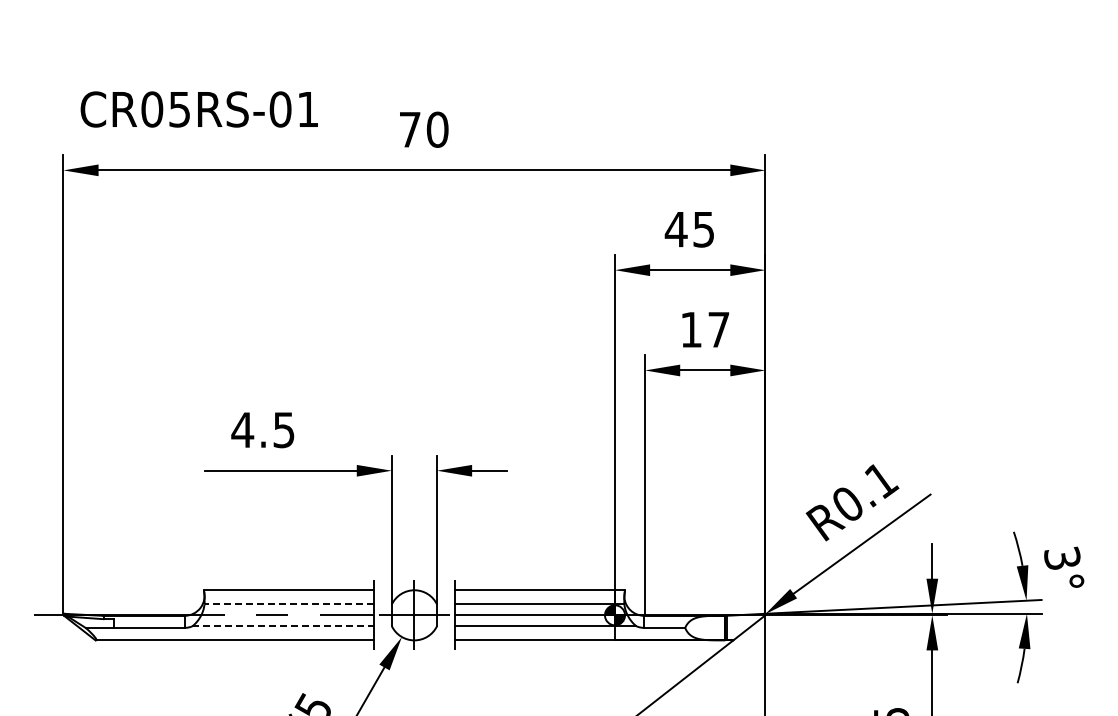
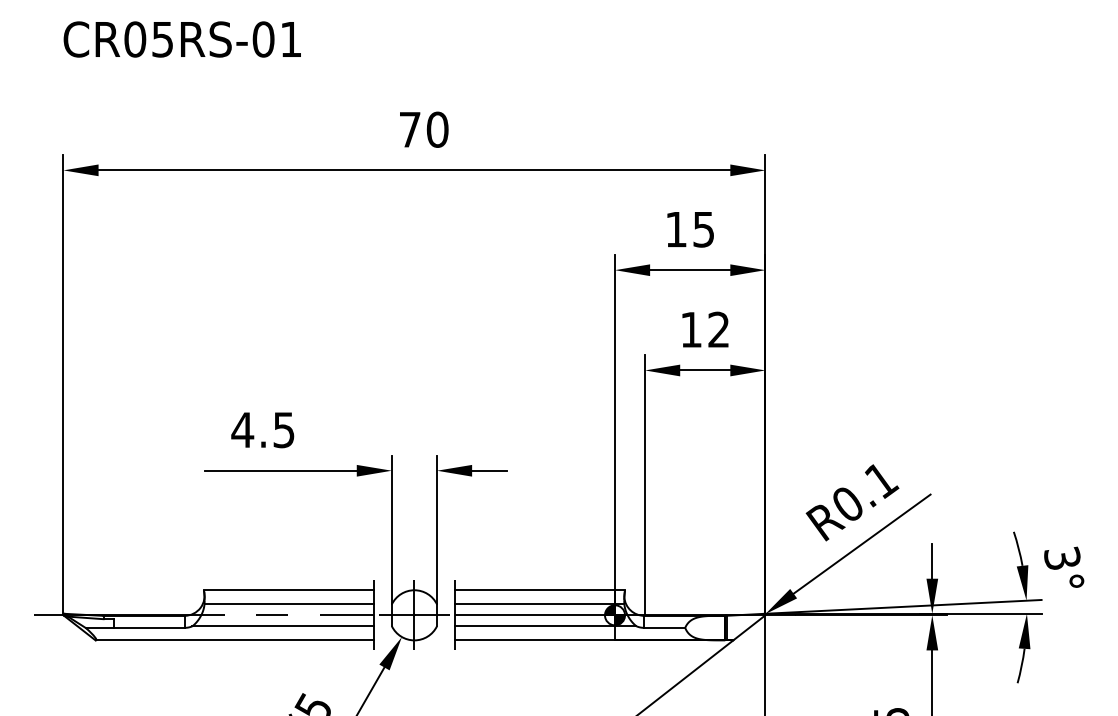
text position: (198, 109) -> (181, 39) (181, 39)
text: 45 -> 15 (675, 229)
text: 17 -> 12 (718, 329)
line: dashed -> solid (289, 604)
line: dashed -> solid (283, 626)
